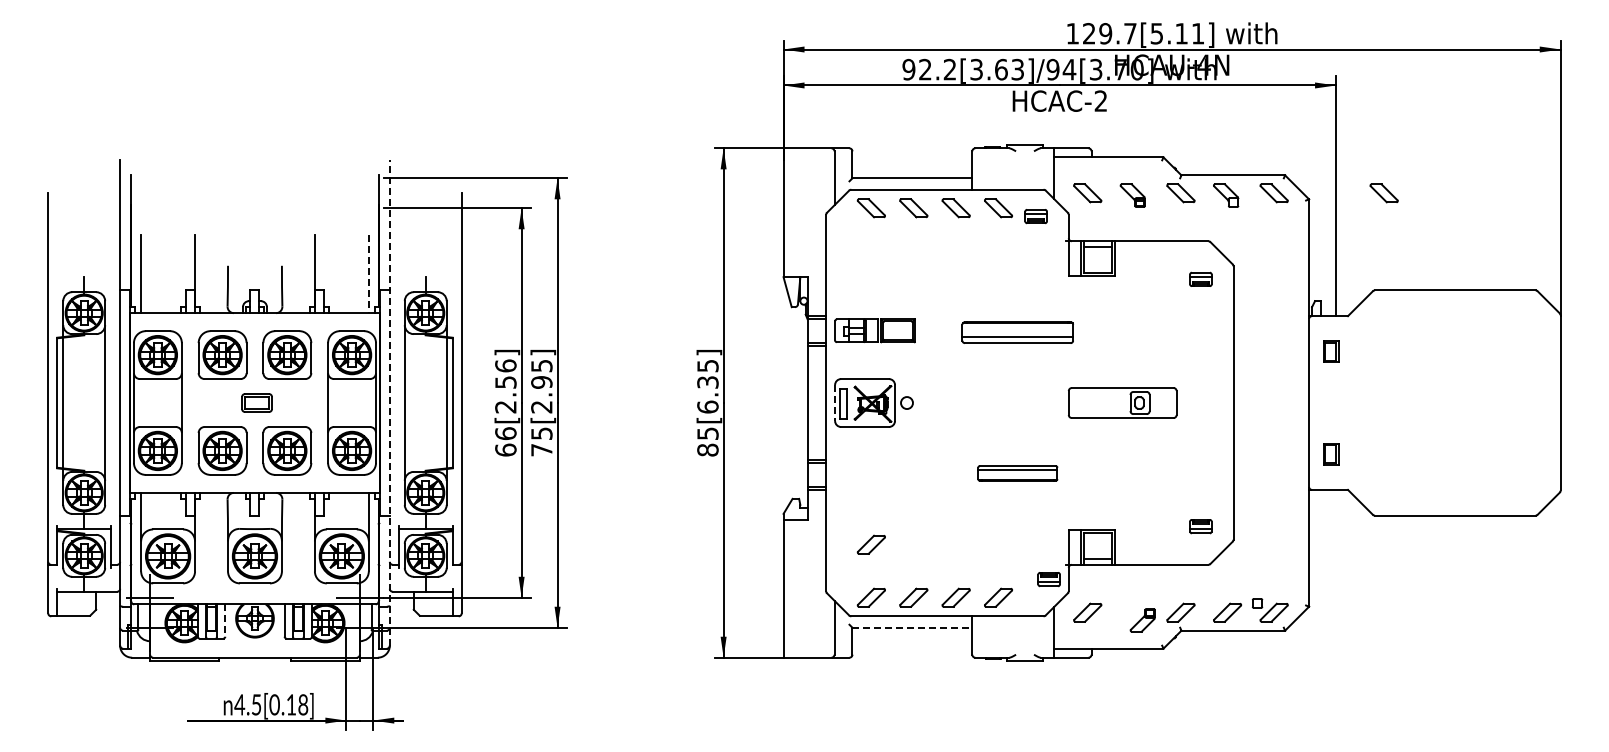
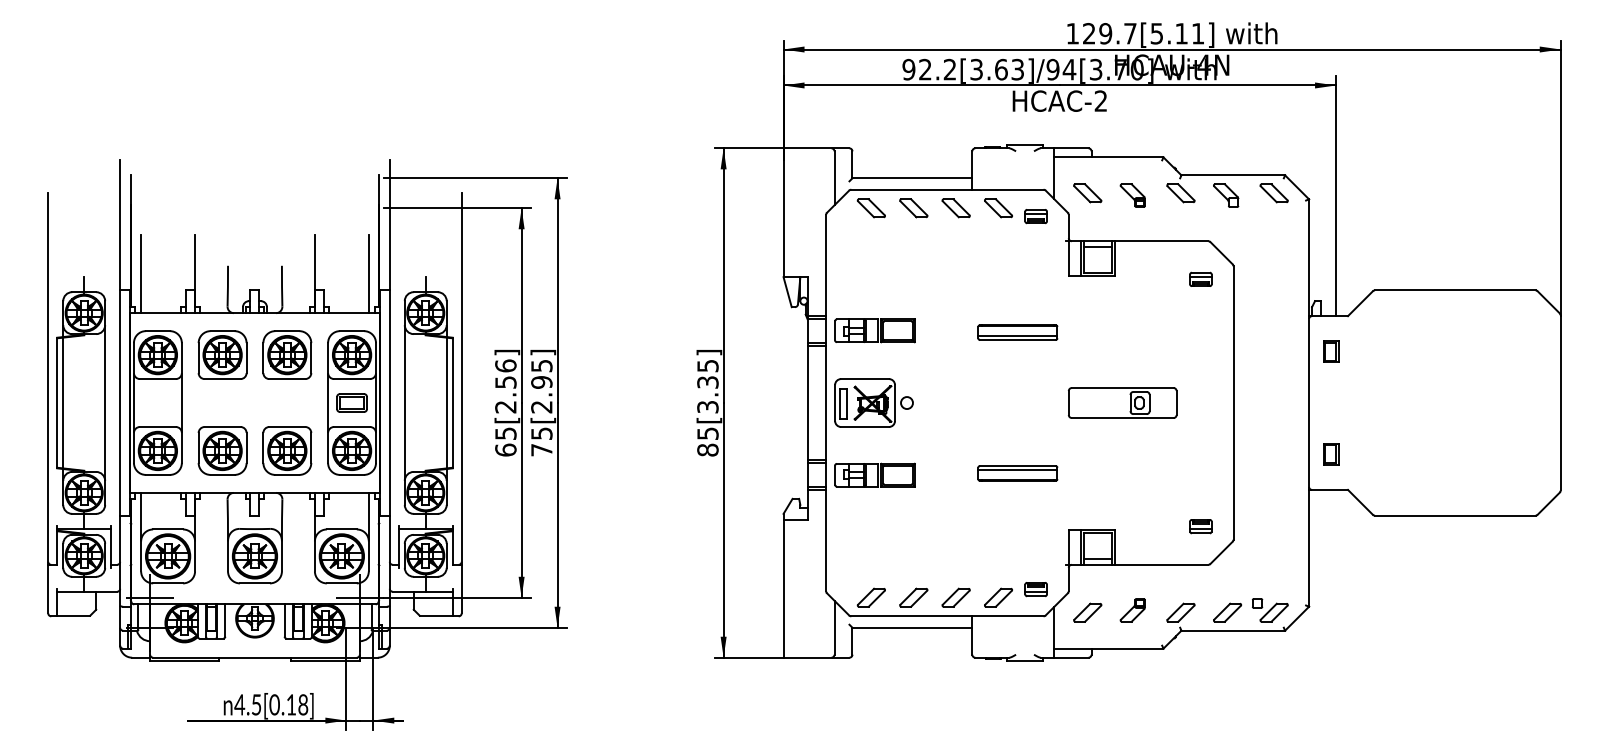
part: present -> none (1383, 193)
line: dashed -> solid (368, 274)
part size: 113x23 px -> 82x17 px (1017, 332)
part position: (256, 402) -> (351, 402) (351, 402)
line: dashed -> solid (389, 403)
line: dashed -> solid (835, 403)
text: 85[6.35] -> 85[3.35] (707, 406)
text: 66[2.56] -> 65[2.56] (505, 433)
part: none -> present (874, 474)
part: present -> none (870, 544)
part position: (1048, 579) -> (1035, 589) (1035, 589)
part position: (1142, 620) -> (1132, 610) (1132, 610)
line: dashed -> solid (225, 621)
line: dashed -> solid (912, 627)
